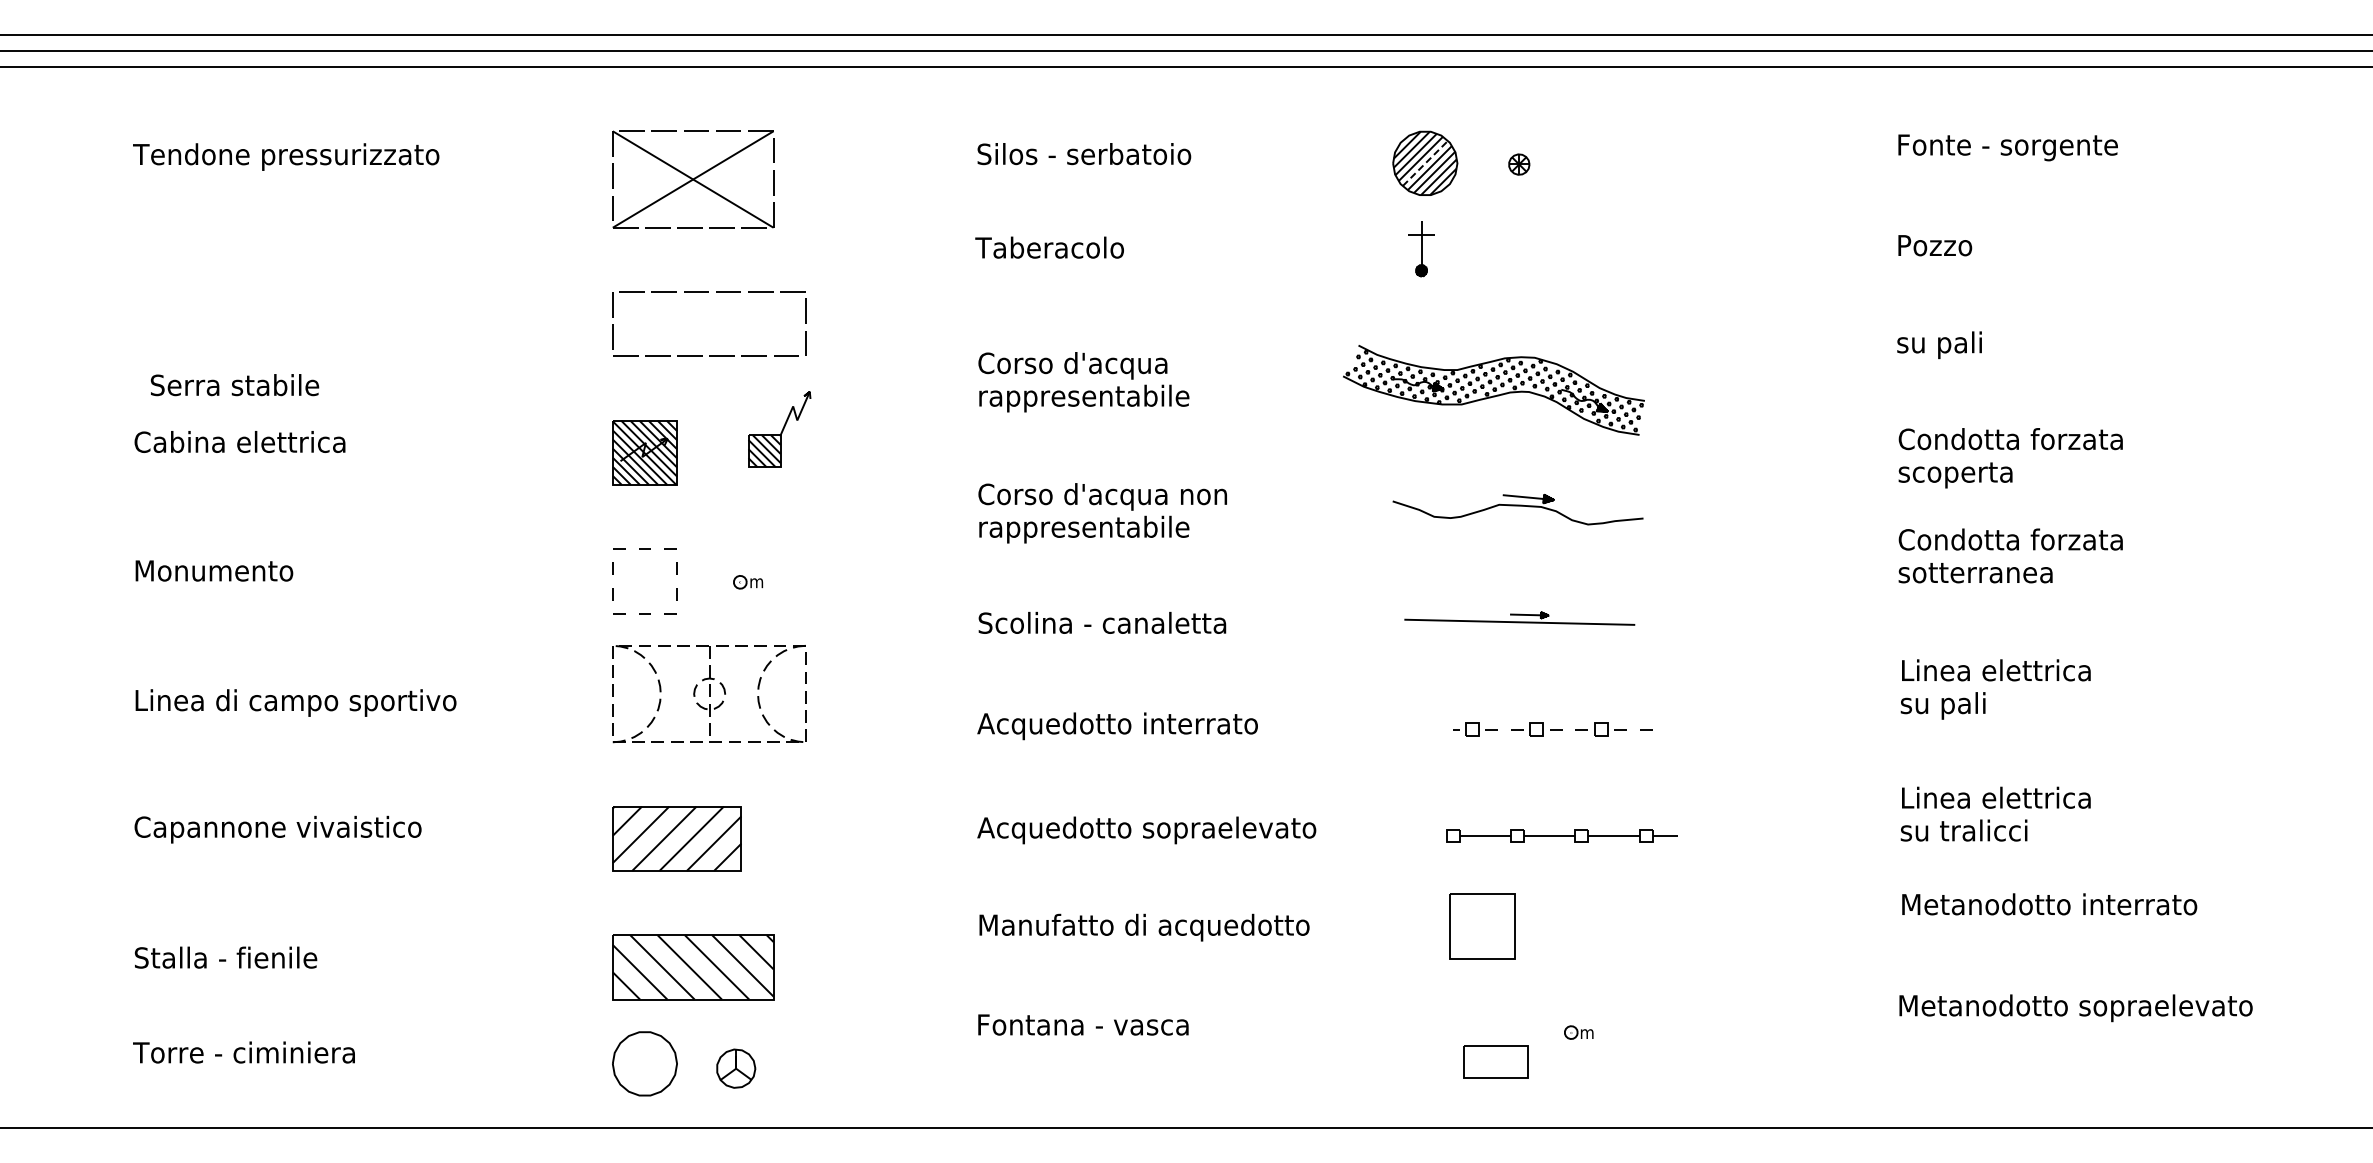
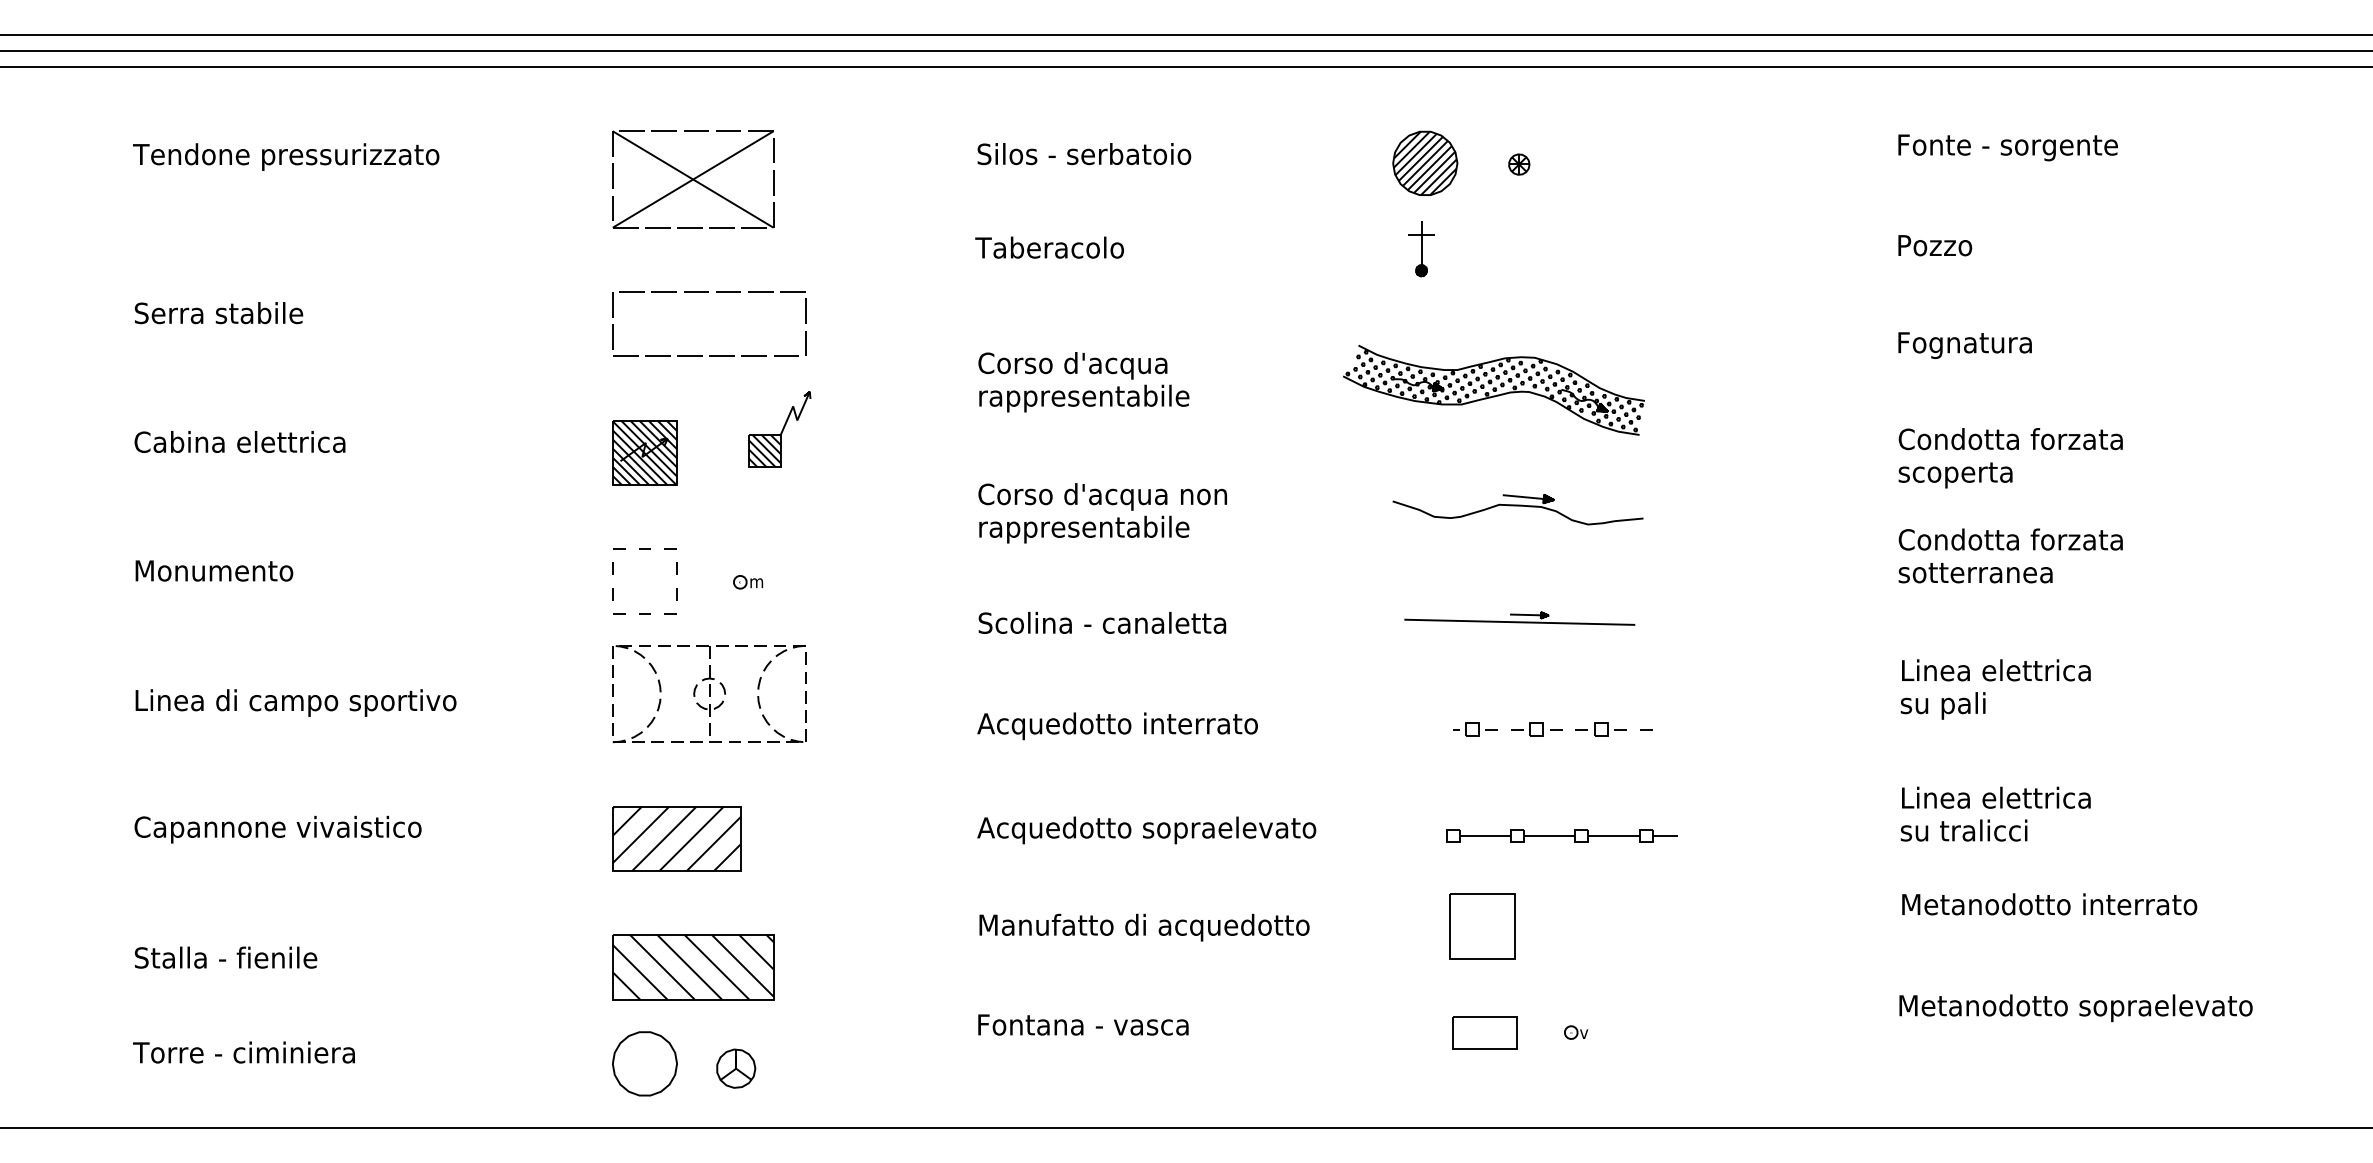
line: dashed -> solid (1425, 163)
text: su pali -> Fognatura (1964, 345)
text position: (234, 385) -> (218, 313) (218, 313)
text: m -> v (1586, 1033)
part position: (1495, 1061) -> (1484, 1032) (1484, 1032)
